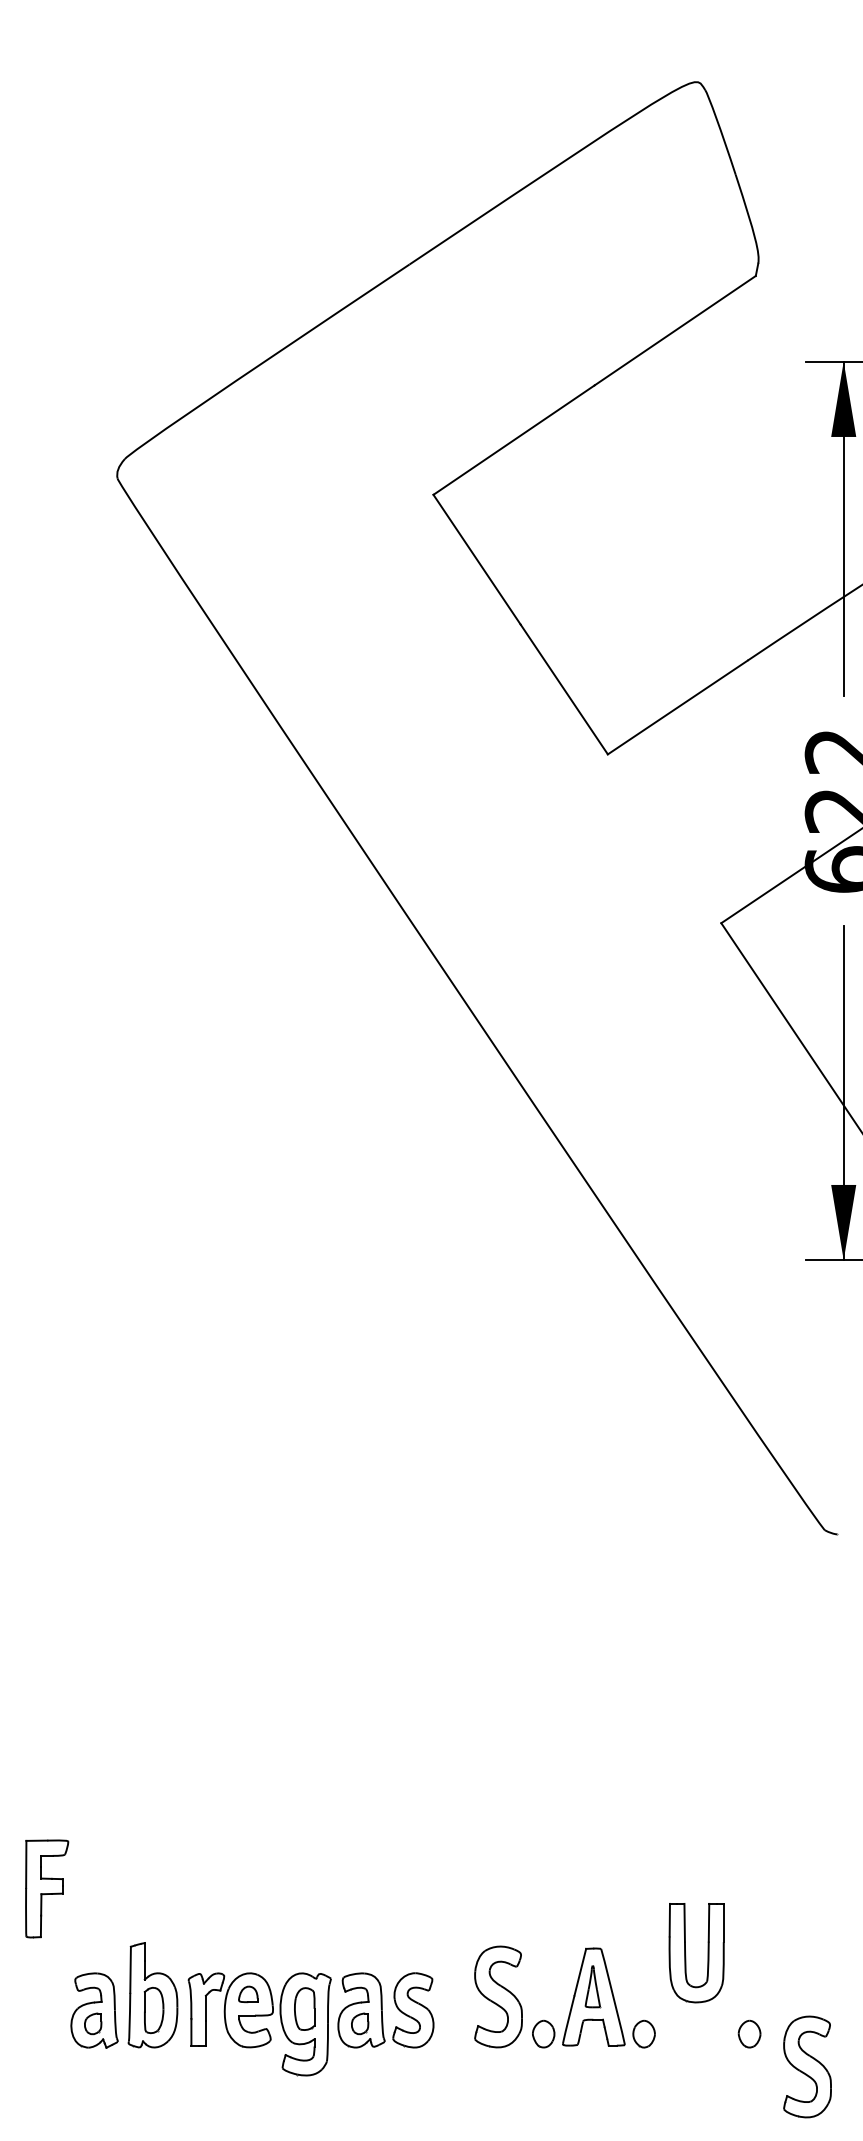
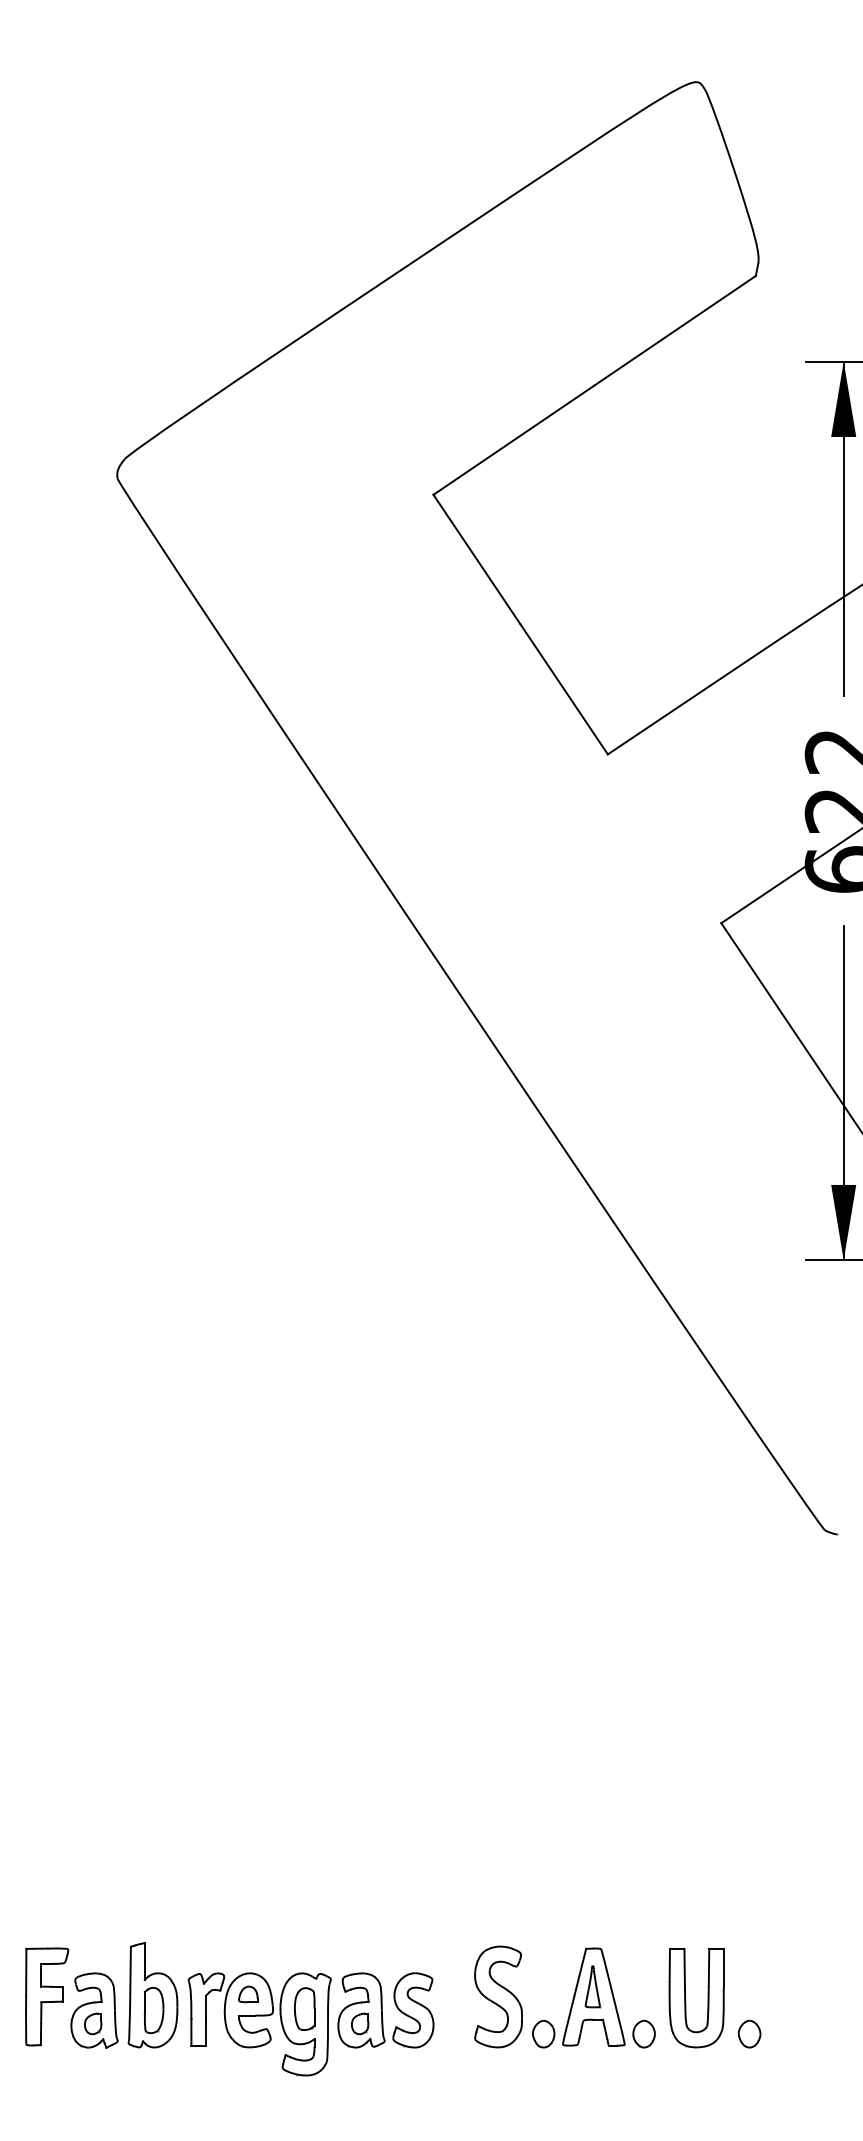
part position: (47, 1888) -> (47, 1996) (47, 1996)
part position: (686, 1955) -> (686, 2000) (686, 2000)
part: present -> none (807, 2066)
